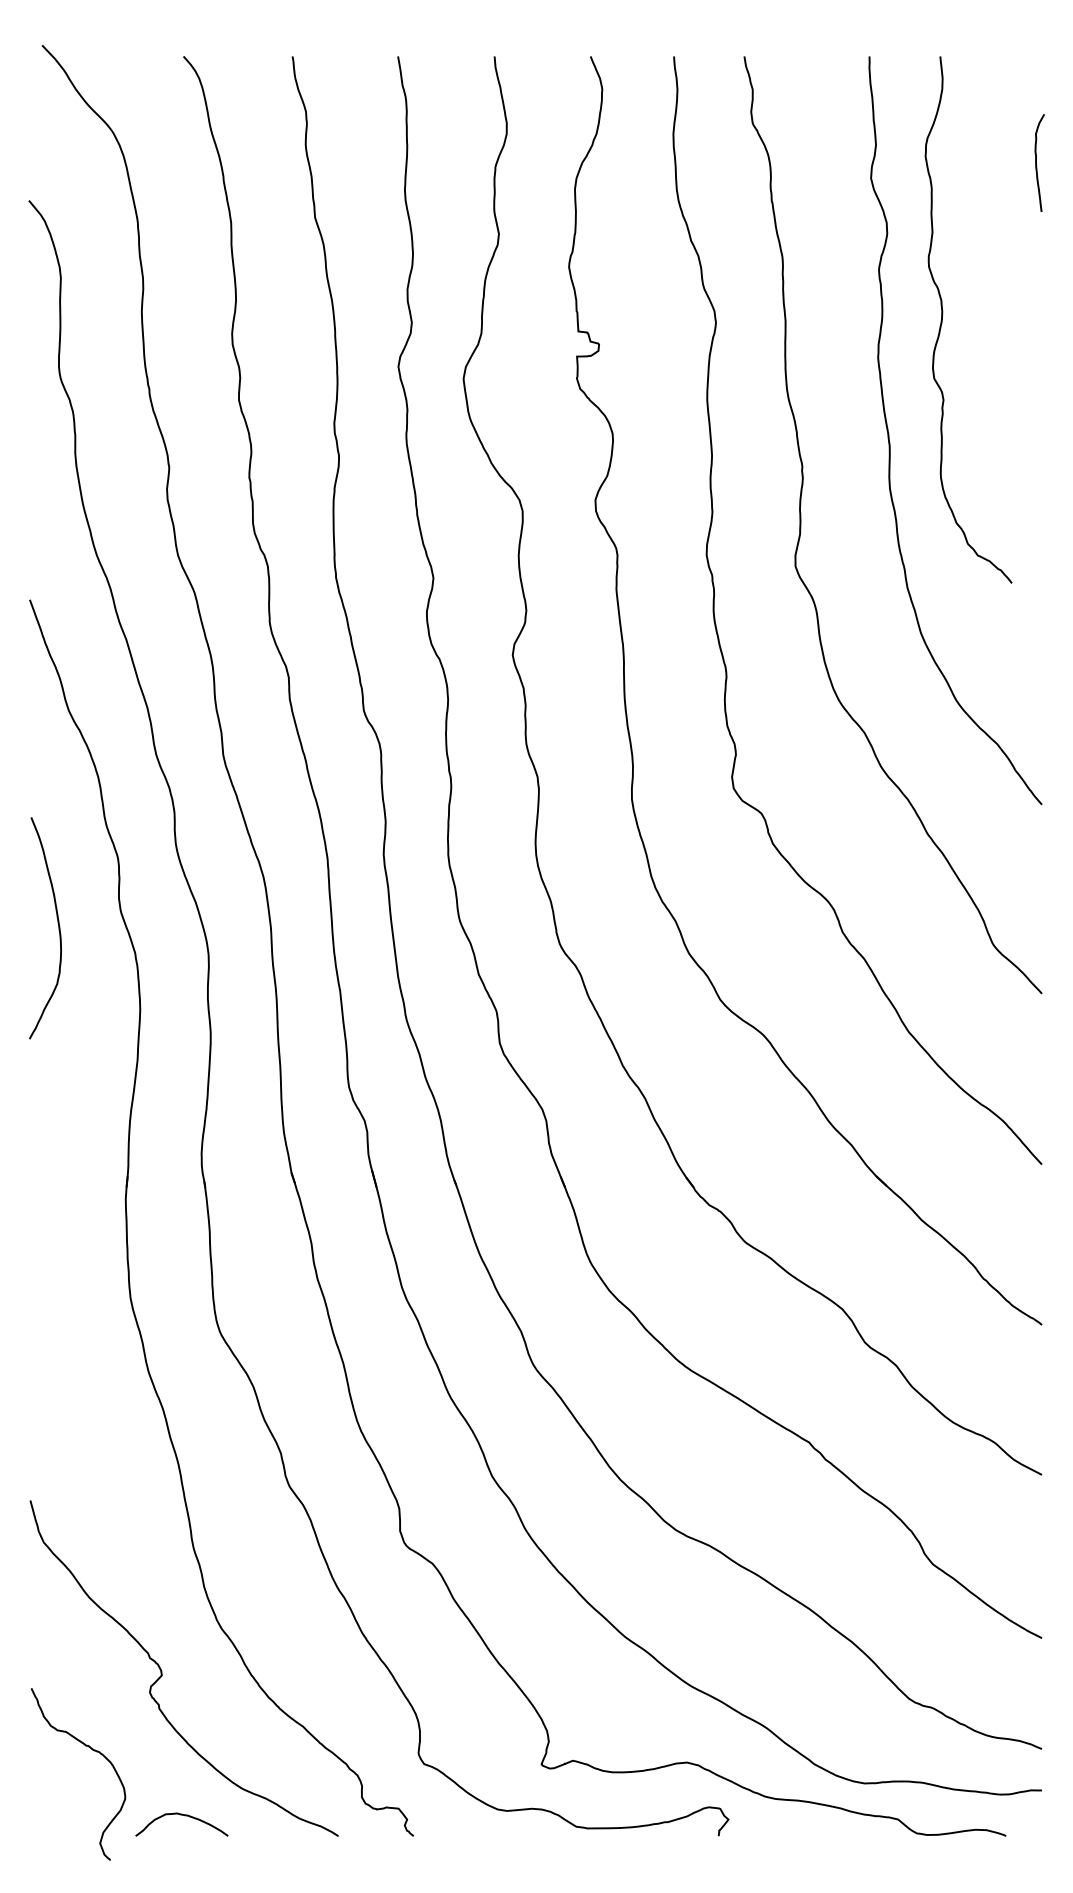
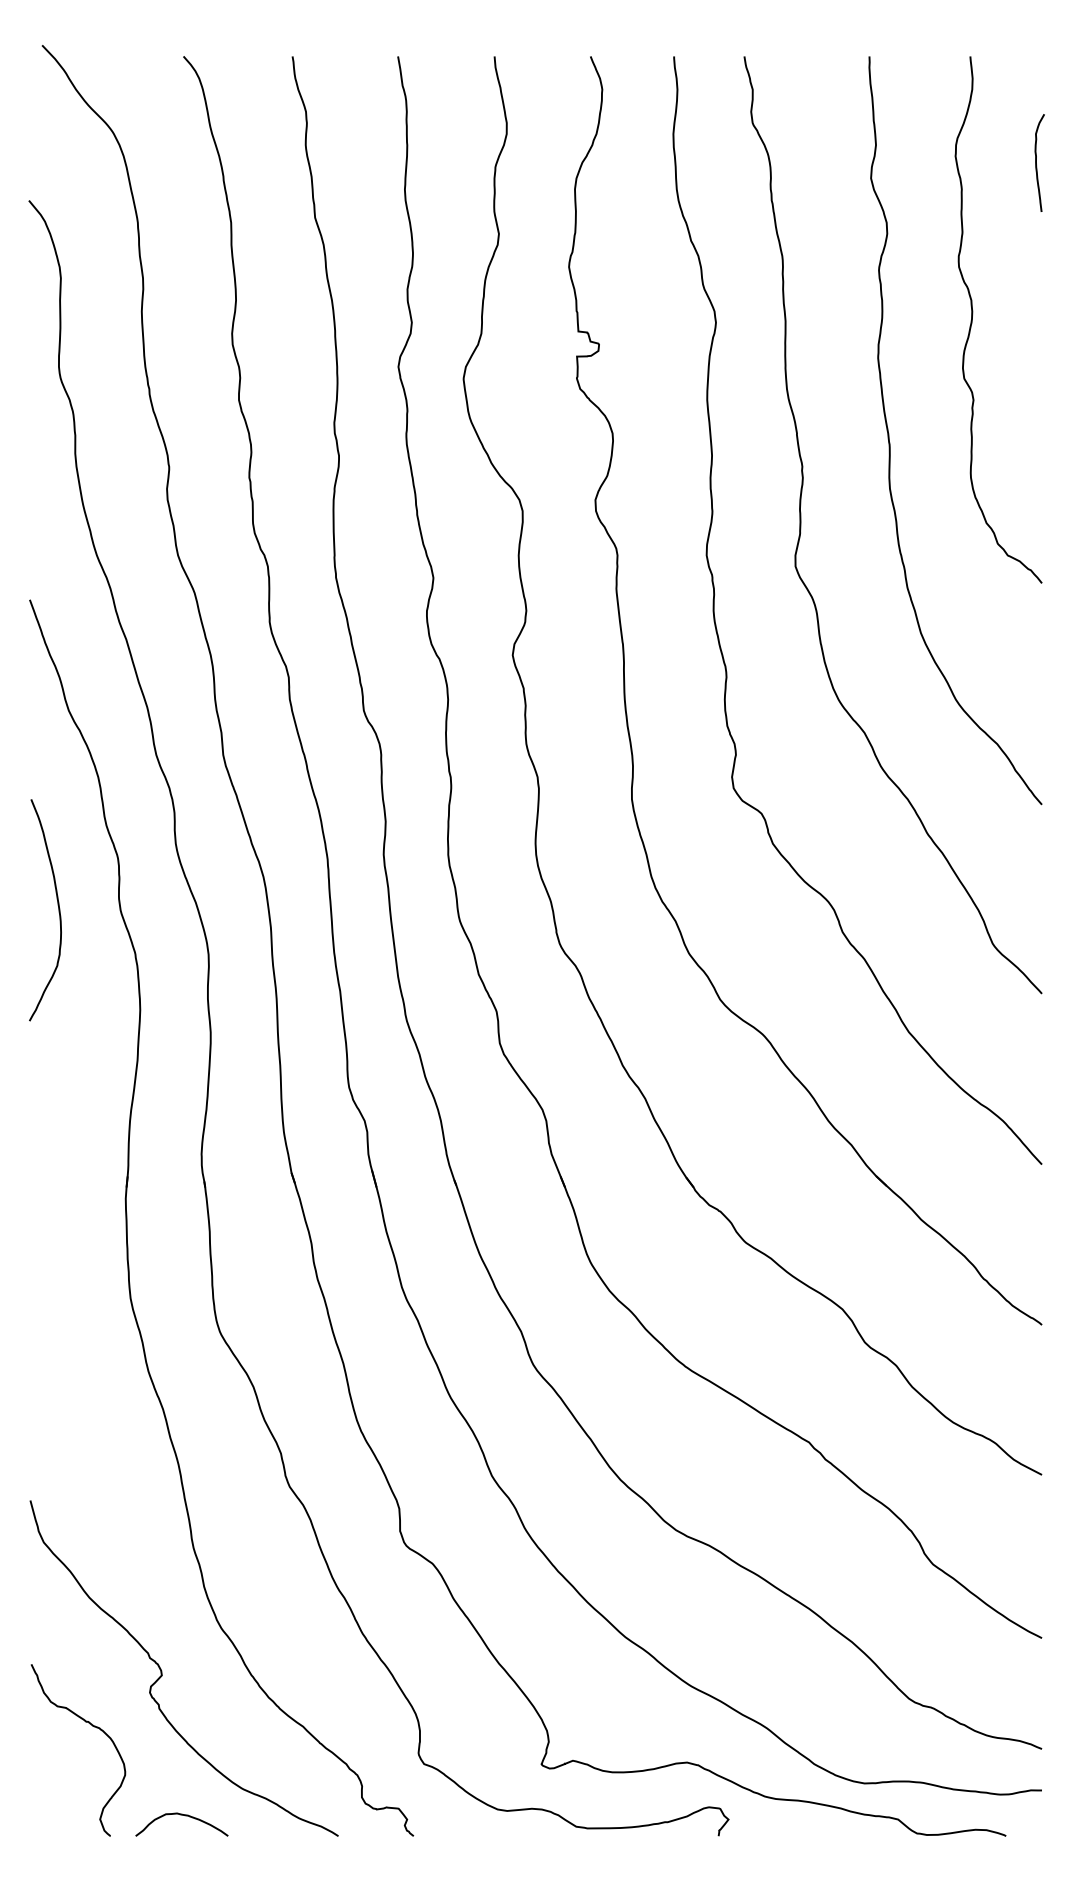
curve position: (943, 314) -> (973, 314) (973, 314)
curve position: (57, 923) -> (57, 905) (57, 905)
curve position: (92, 1750) -> (92, 1726) (92, 1726)
